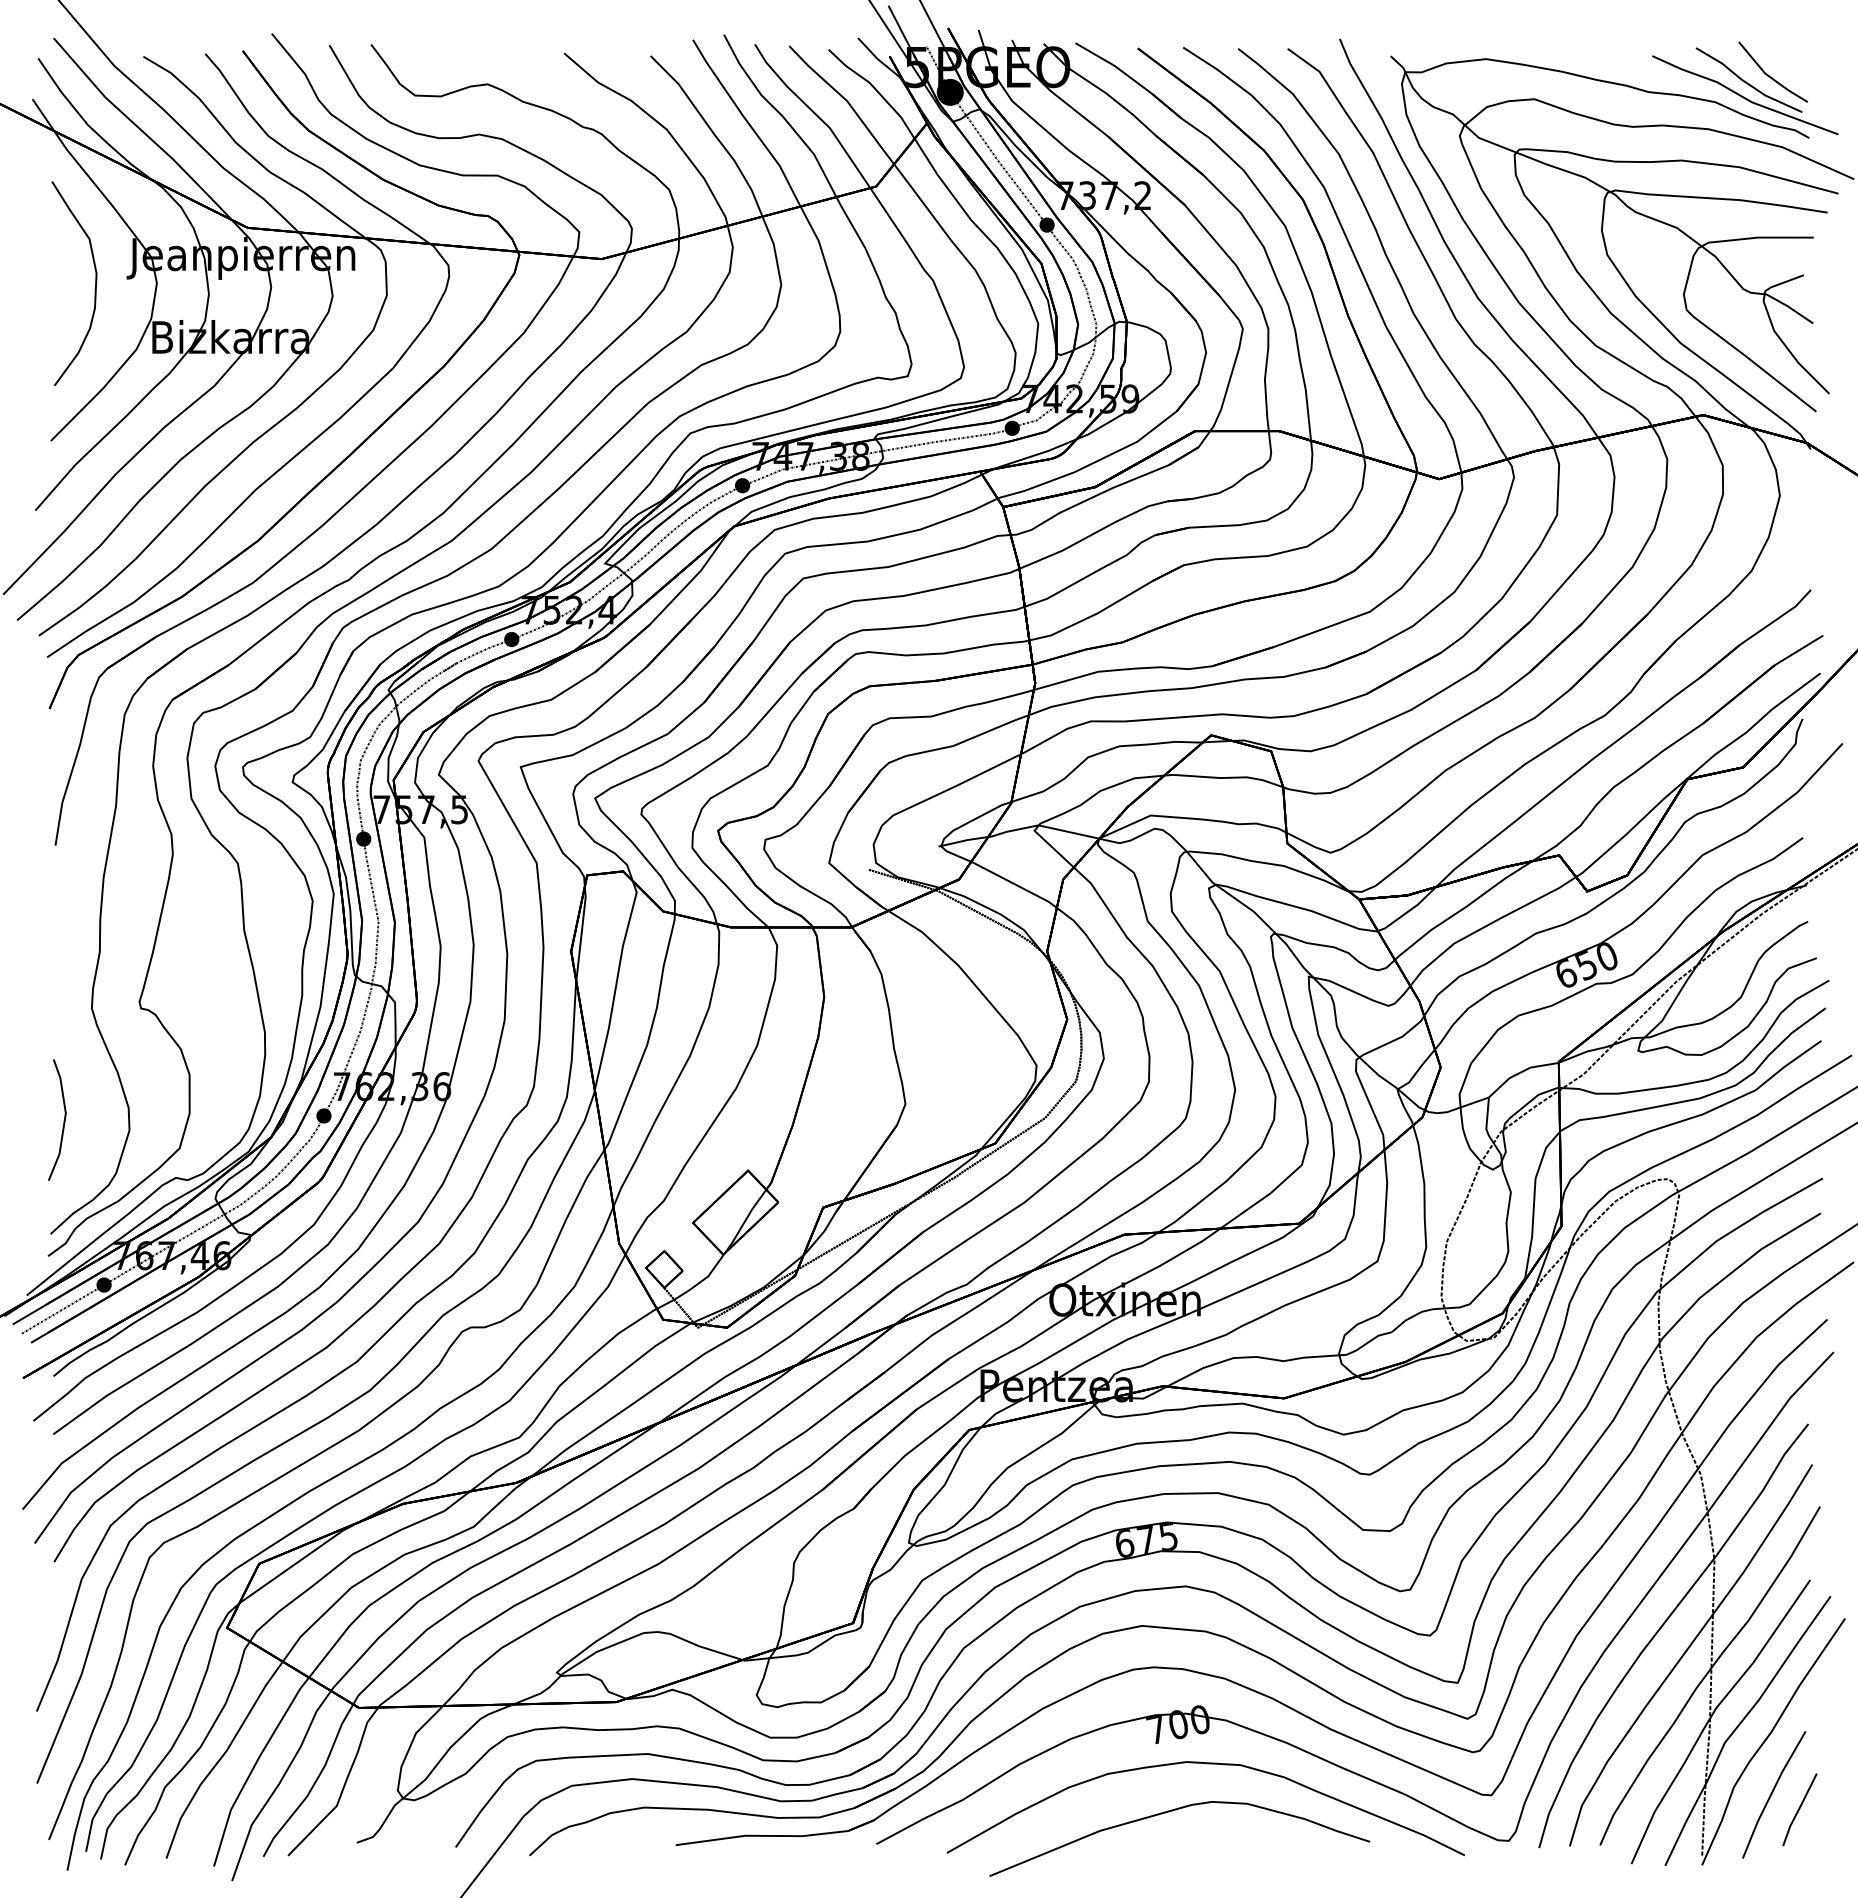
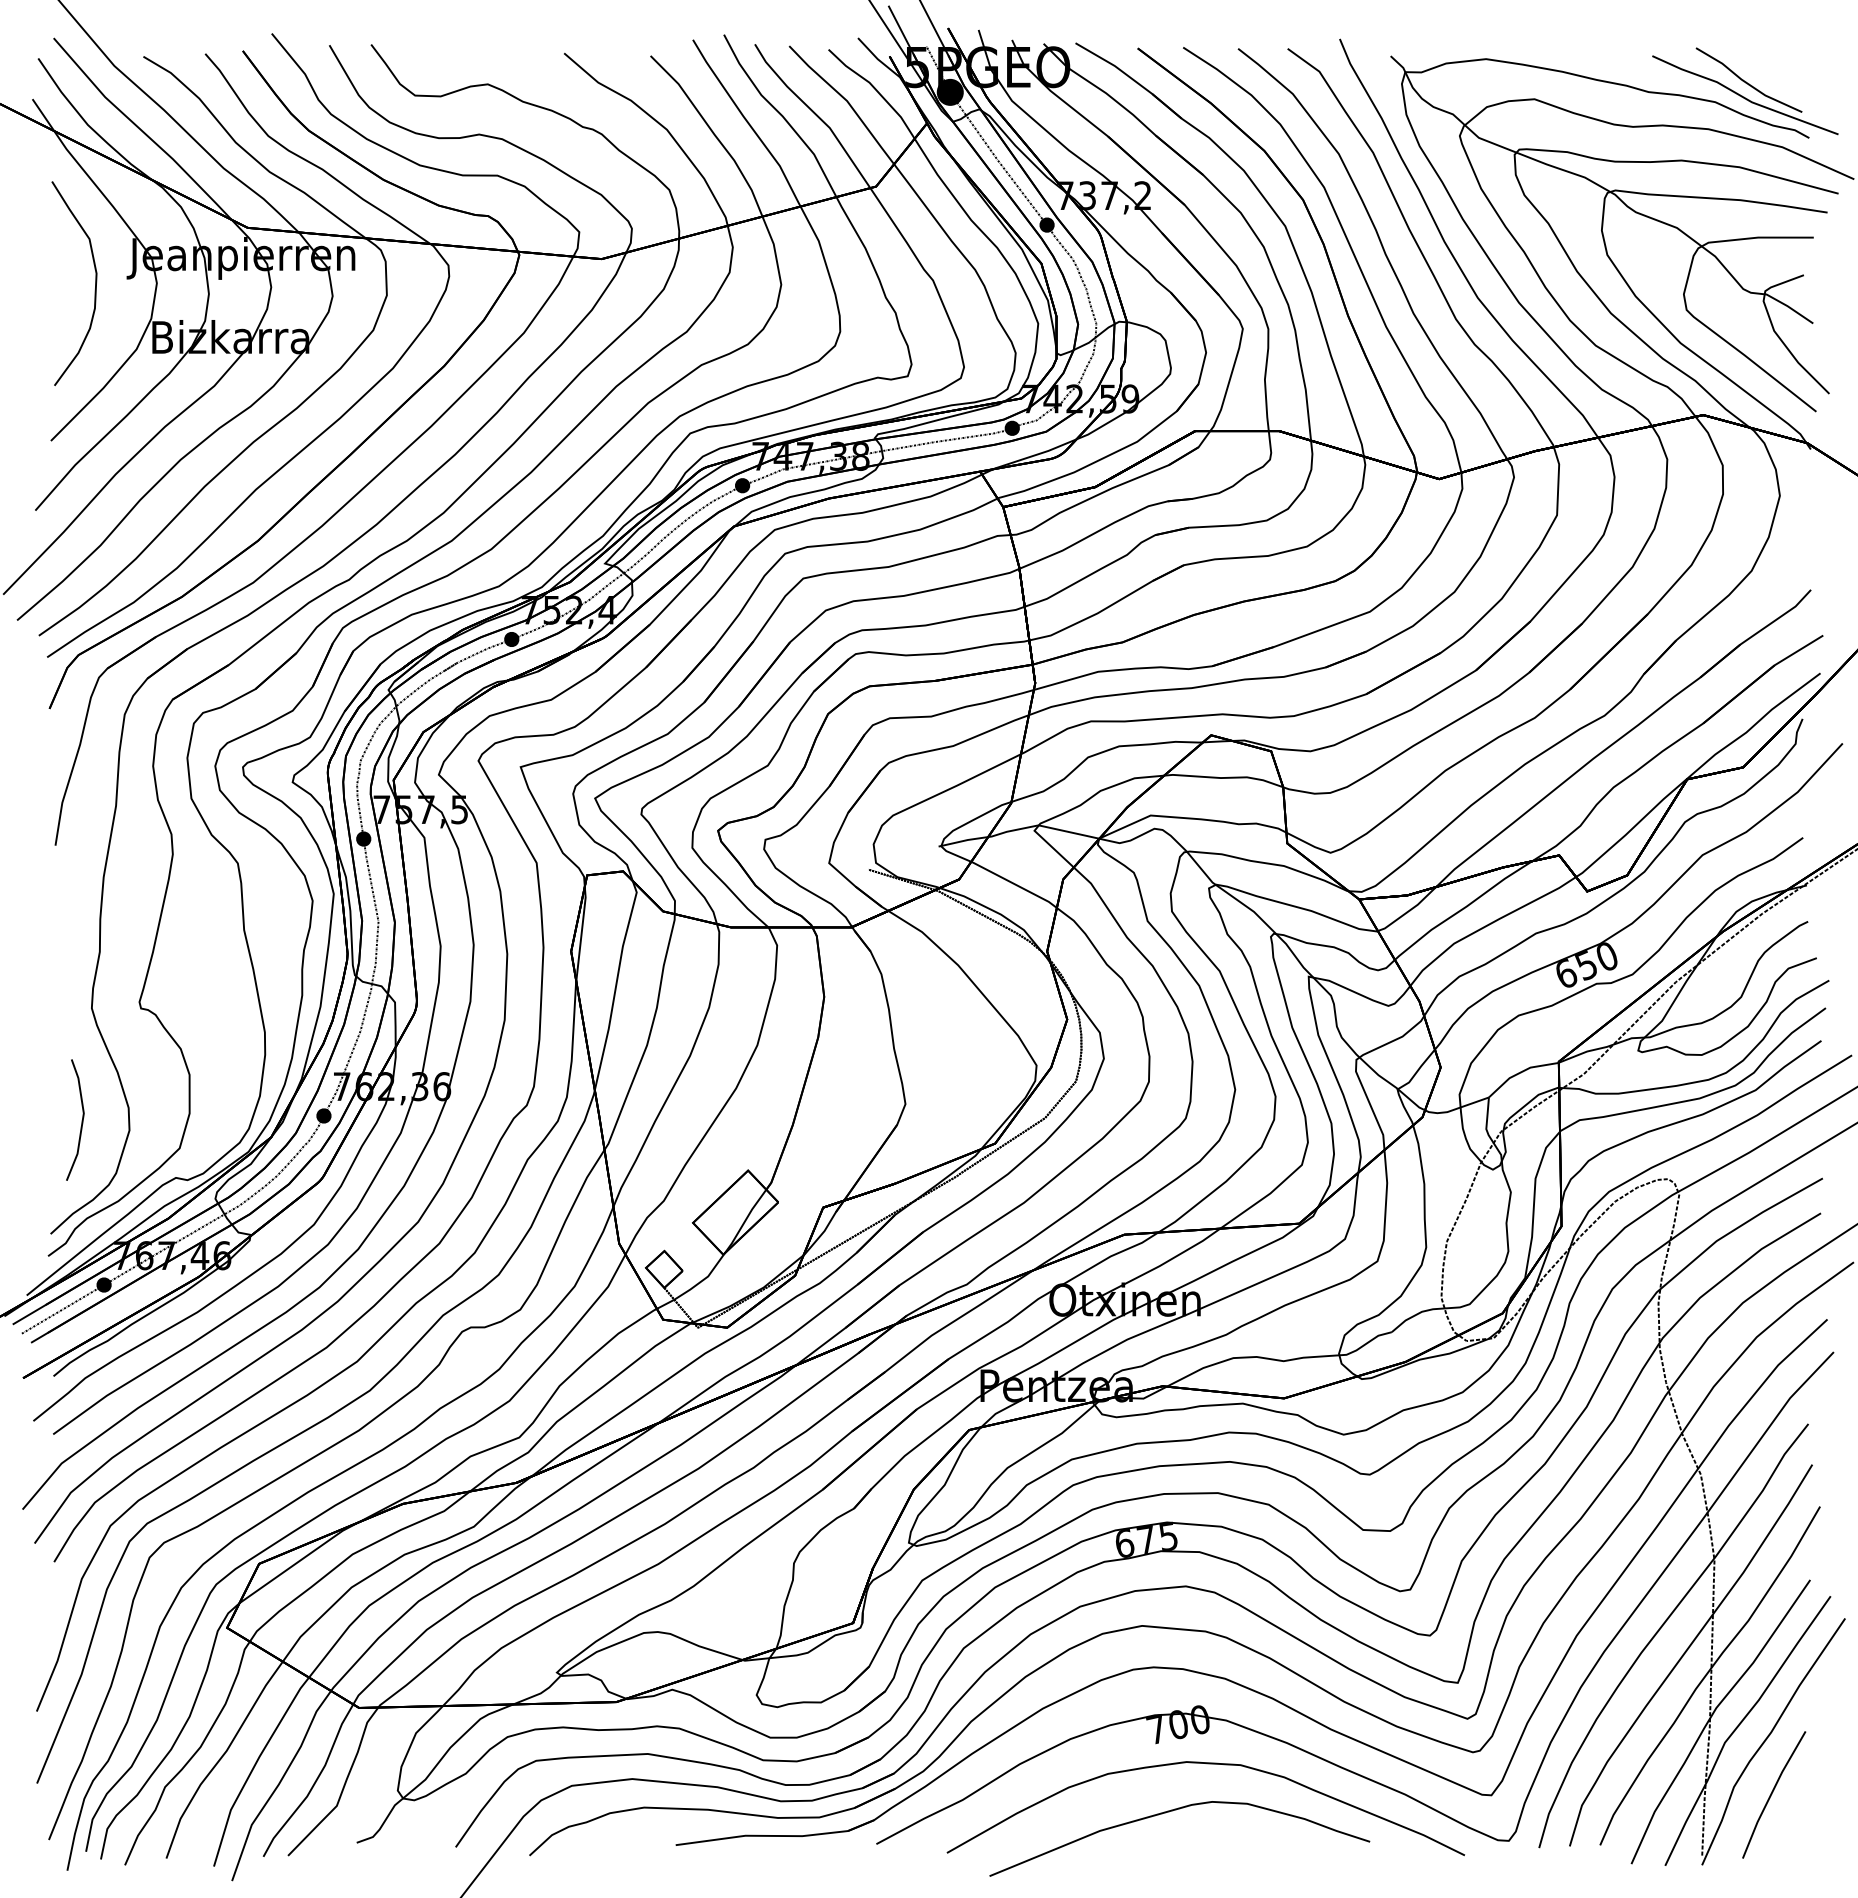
line: present -> none (1771, 76)
line position: (63, 1120) -> (81, 1120) (81, 1120)
line: present -> none (1799, 1809)
